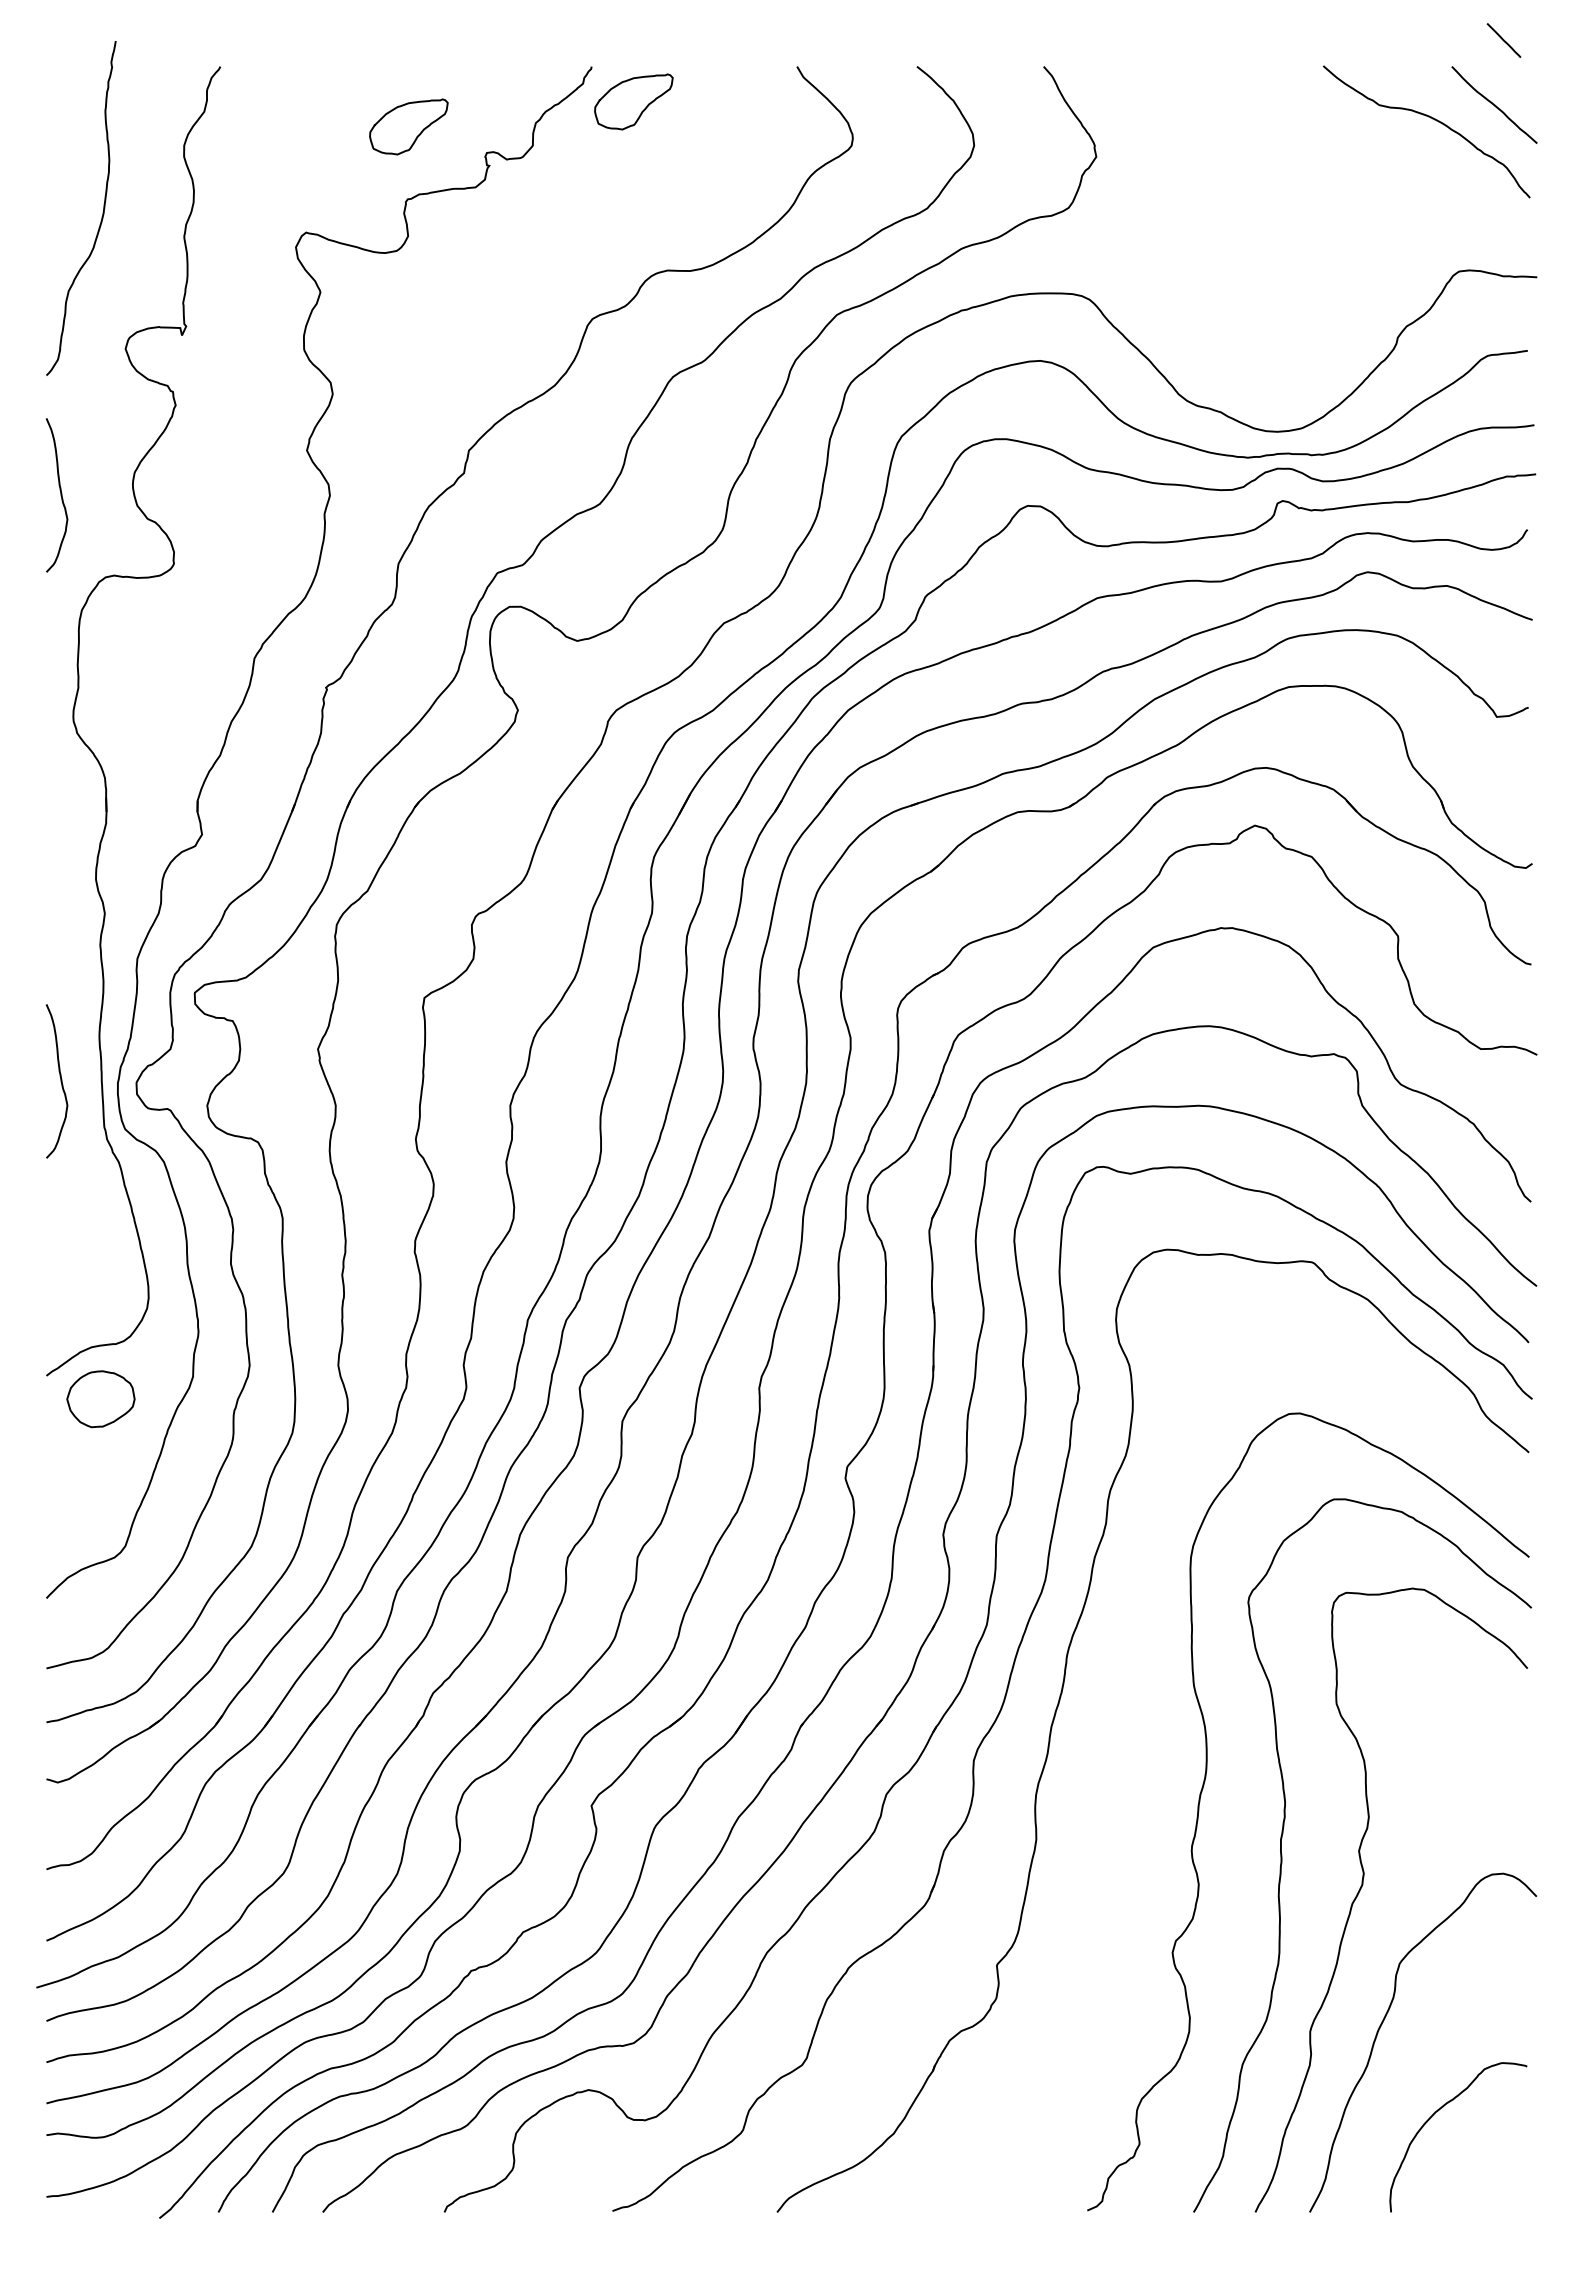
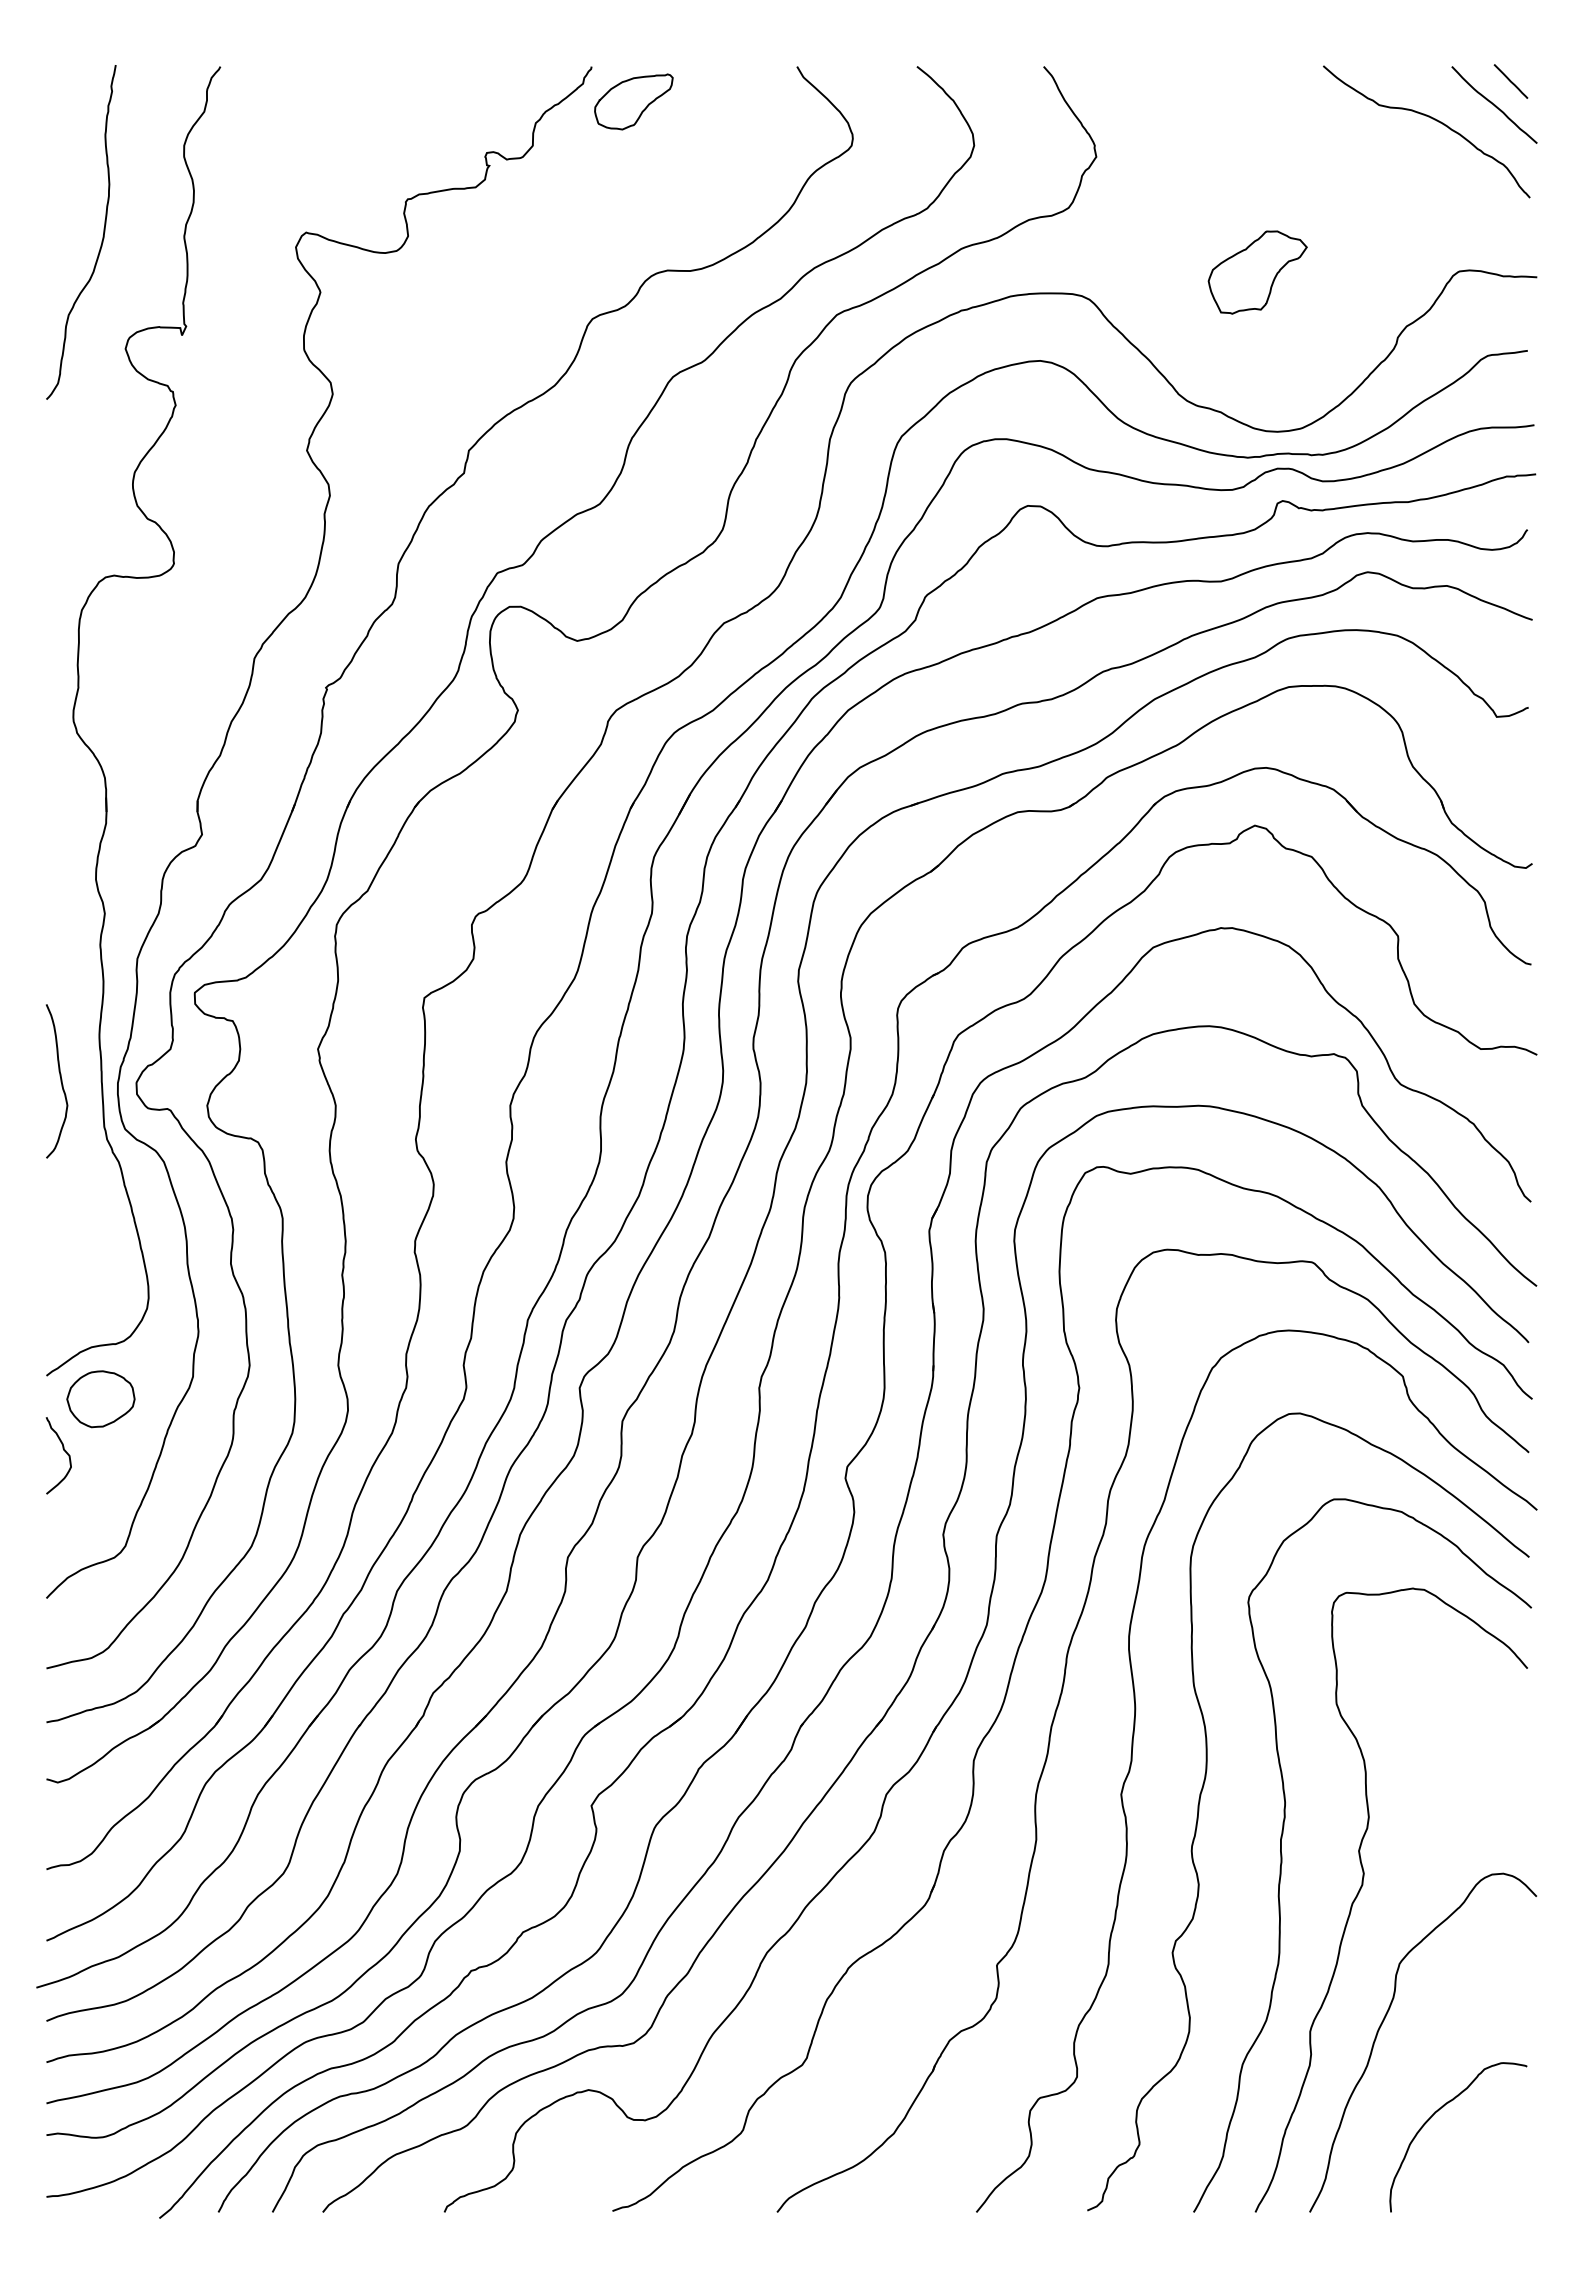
line position: (1503, 40) -> (1510, 81) (1510, 81)
part: present -> none (408, 126)
curve position: (102, 211) -> (102, 235) (102, 235)
part: none -> present (1257, 272)
curve: present -> none (60, 495)
curve: none -> present (63, 1450)
curve: none -> present (1132, 1762)
